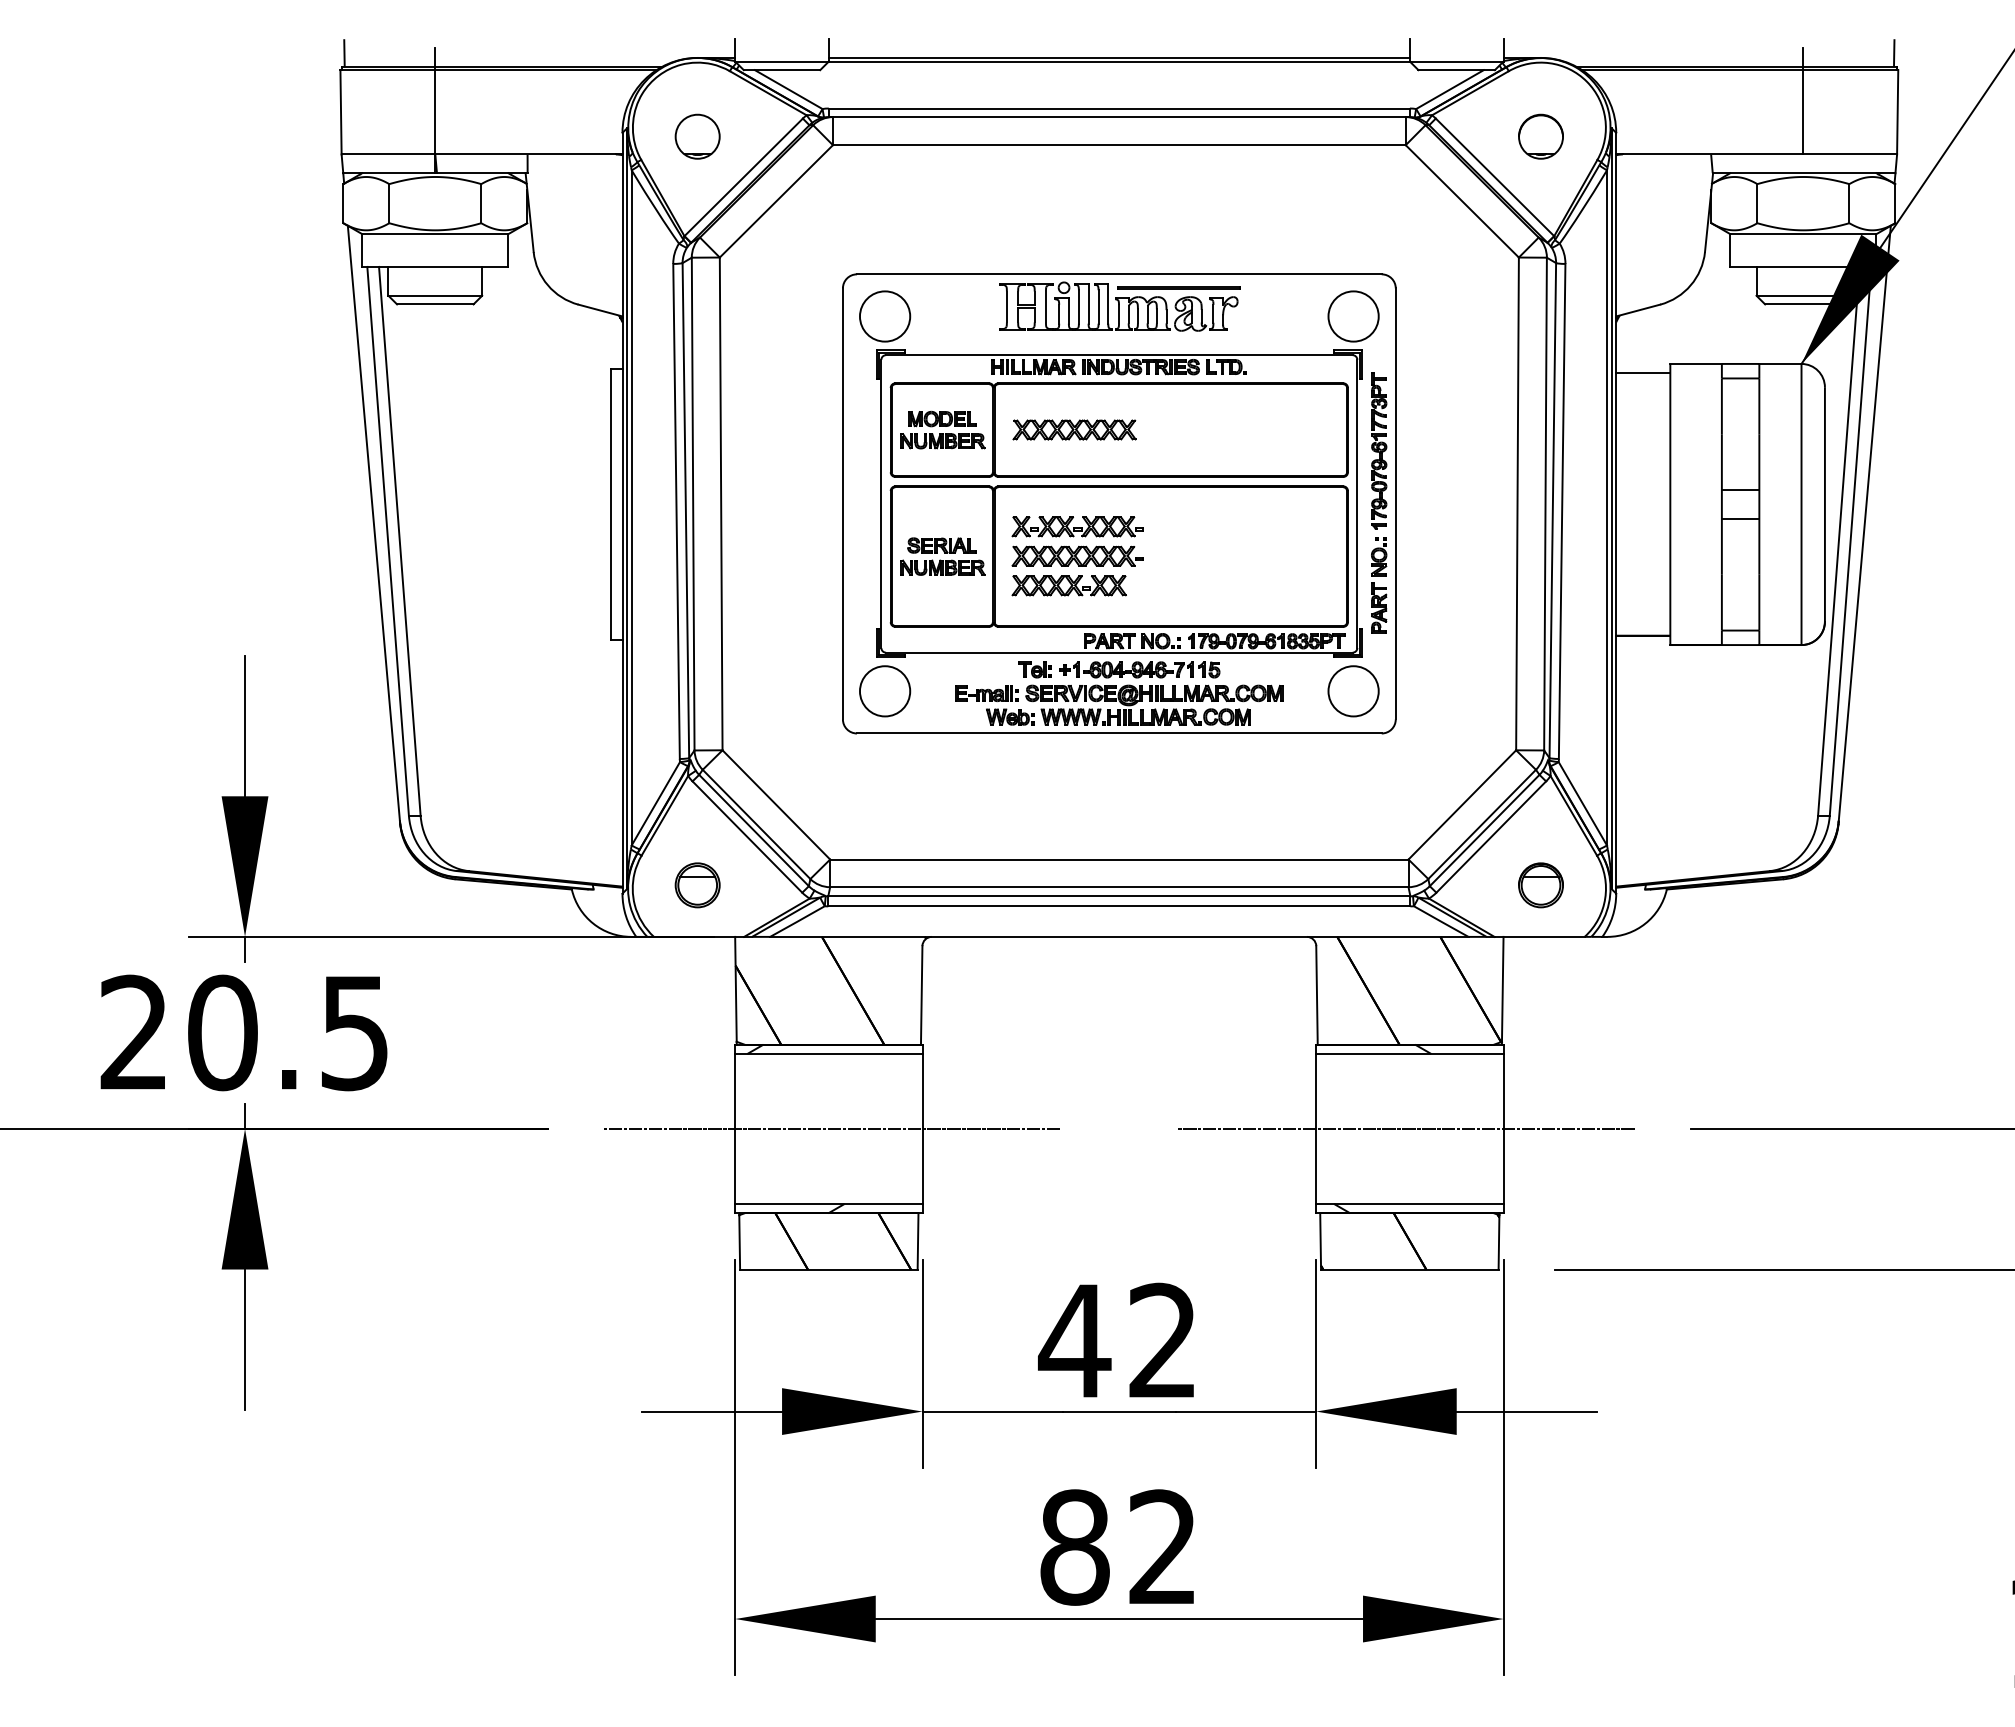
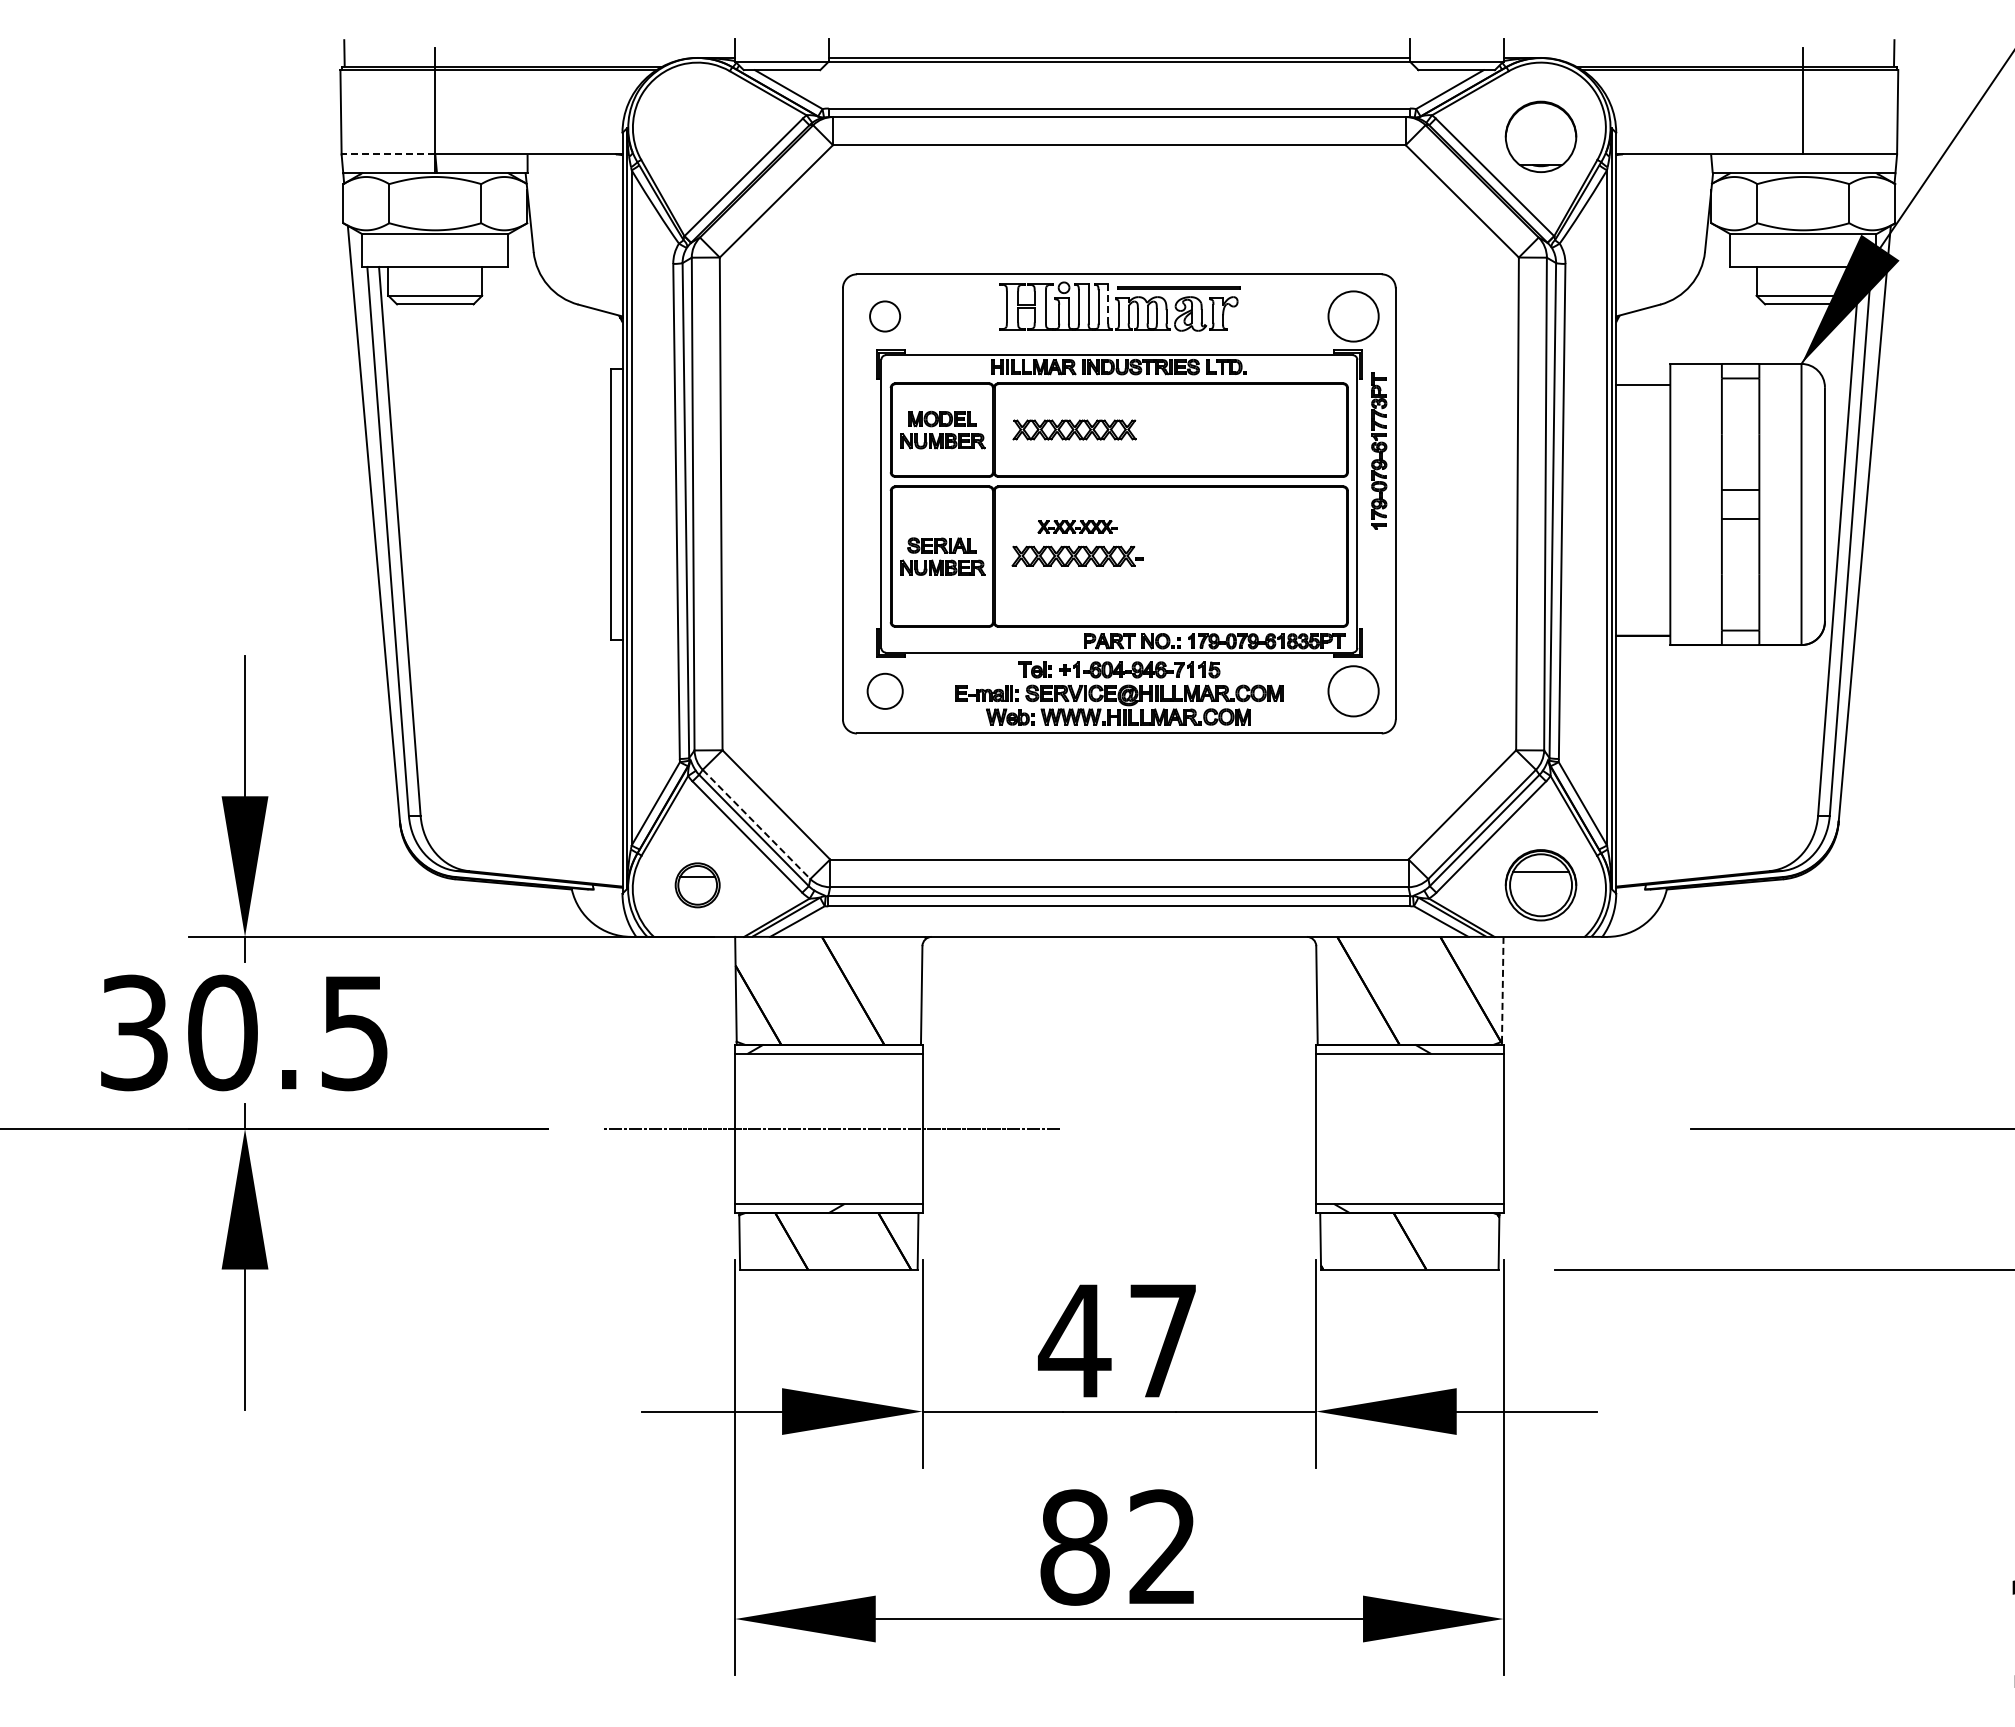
part: present -> none (697, 136)
part size: 46x47 px -> 74x73 px (1540, 136)
line: solid -> dashed (388, 154)
line: solid -> dashed (1108, 304)
circle diameter: 50 px -> 30 px (885, 316)
line position: (1643, 373) -> (1643, 385) (1643, 385)
part size: 133x22 px -> 81x14 px (1077, 526)
part: present -> none (1068, 585)
part: present -> none (1379, 585)
circle size: 53x53 px -> 38x38 px (884, 690)
line: solid -> dashed (756, 824)
part size: 46x47 px -> 74x73 px (1540, 885)
line: solid -> dashed (1502, 989)
text: 20.5 -> 30.5 (133, 1032)
line: present -> none (1406, 1128)
text: 42 -> 47 (1162, 1339)
